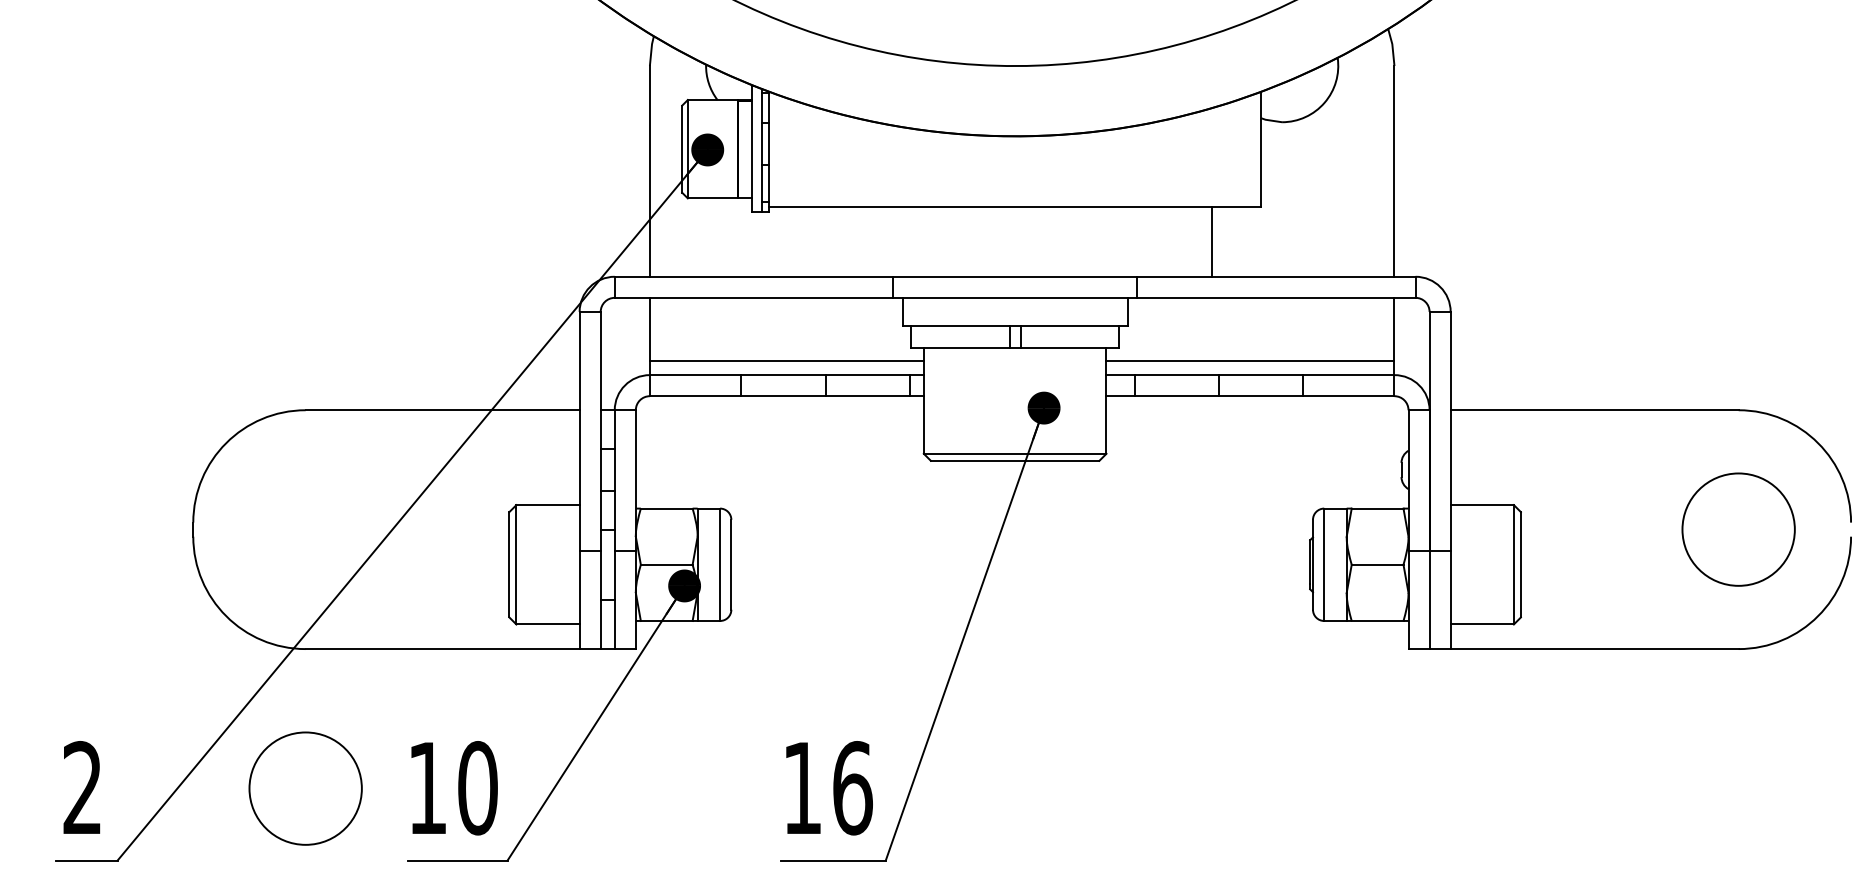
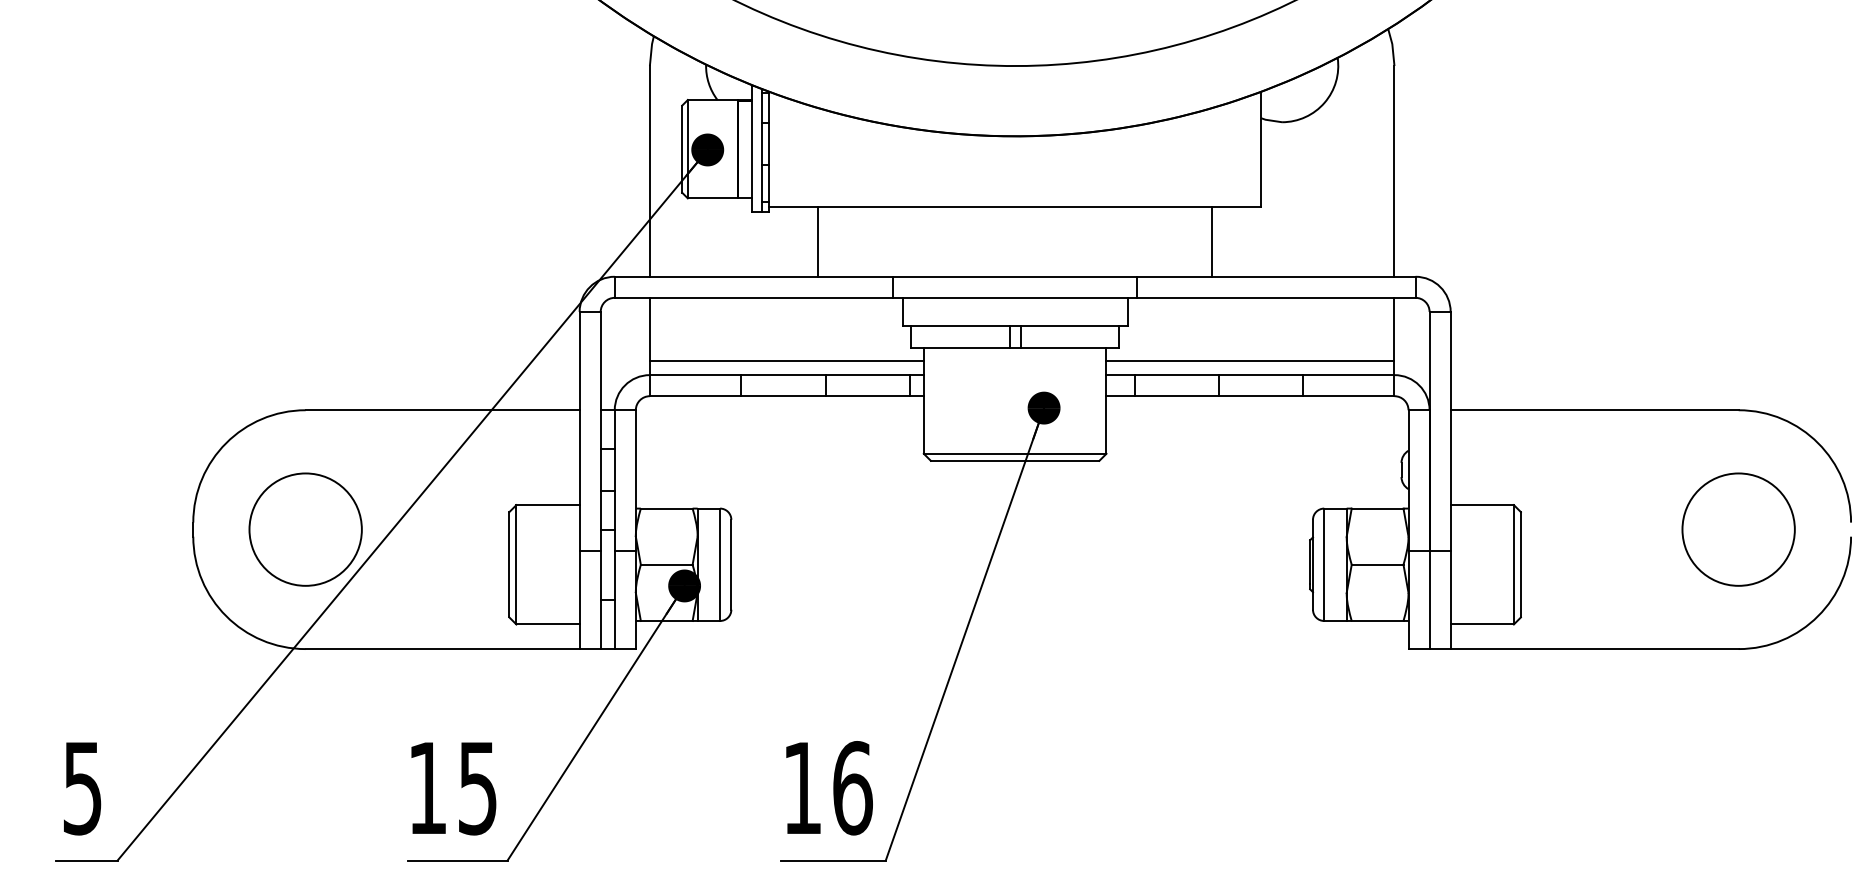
line: none -> present (818, 241)
text: 2 -> 5 (82, 788)
circle position: (305, 788) -> (305, 529) (305, 529)
text: 10 -> 15 (477, 788)
